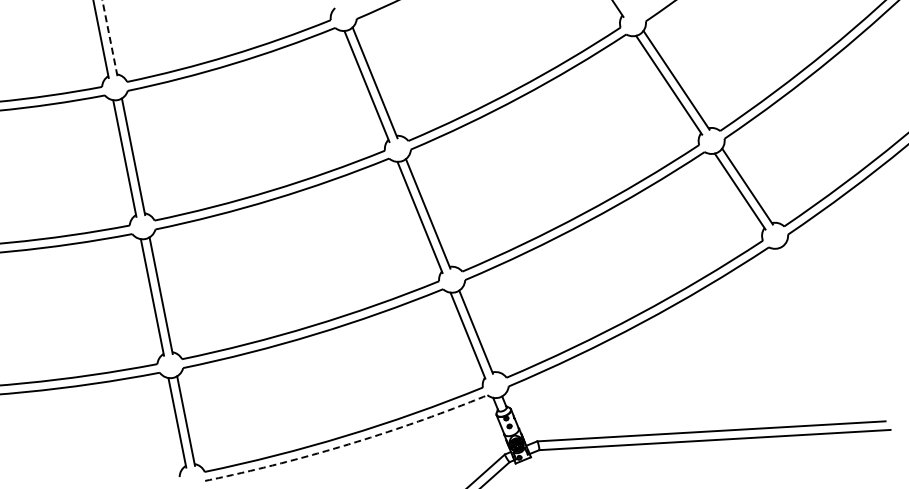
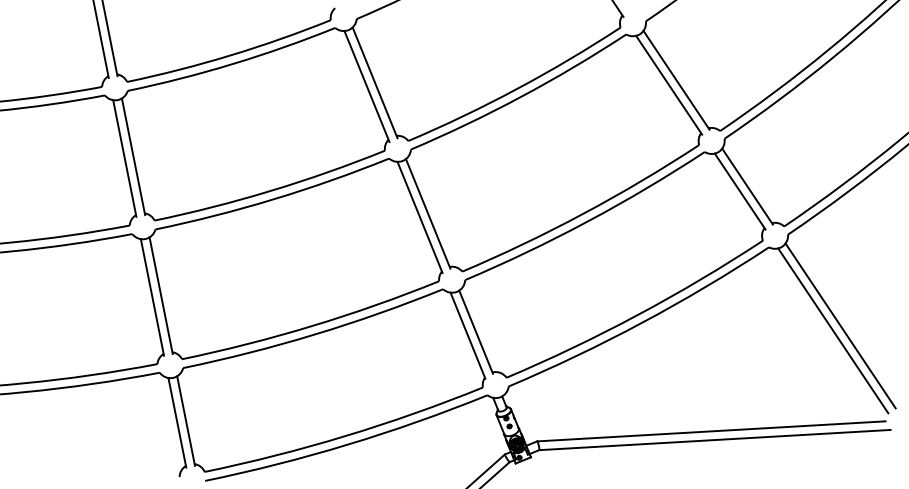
line: dashed -> solid (109, 37)
line: none -> present (840, 325)
line: none -> present (833, 330)
arc: dashed -> solid (348, 444)
